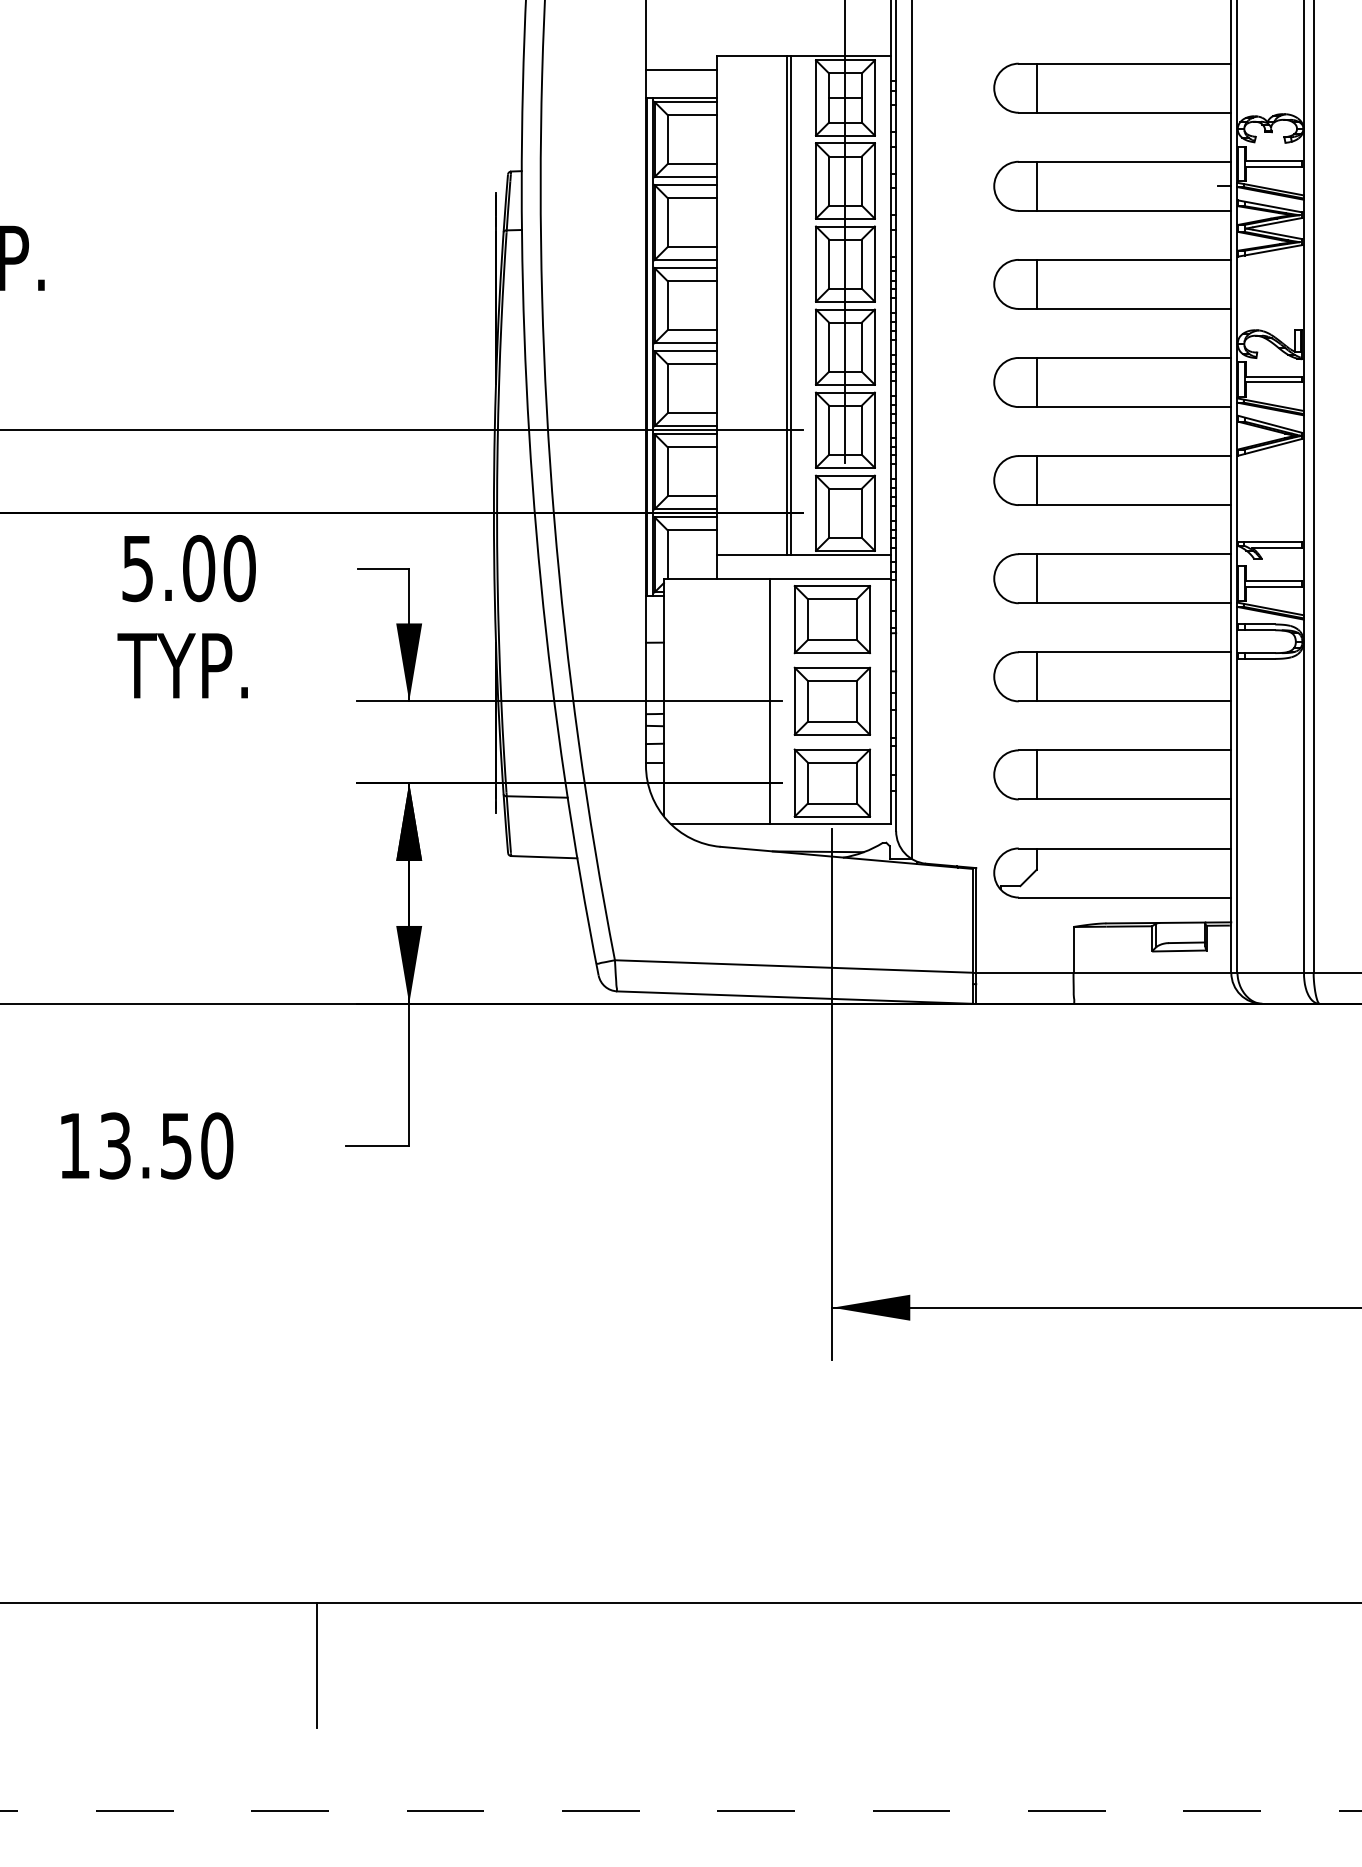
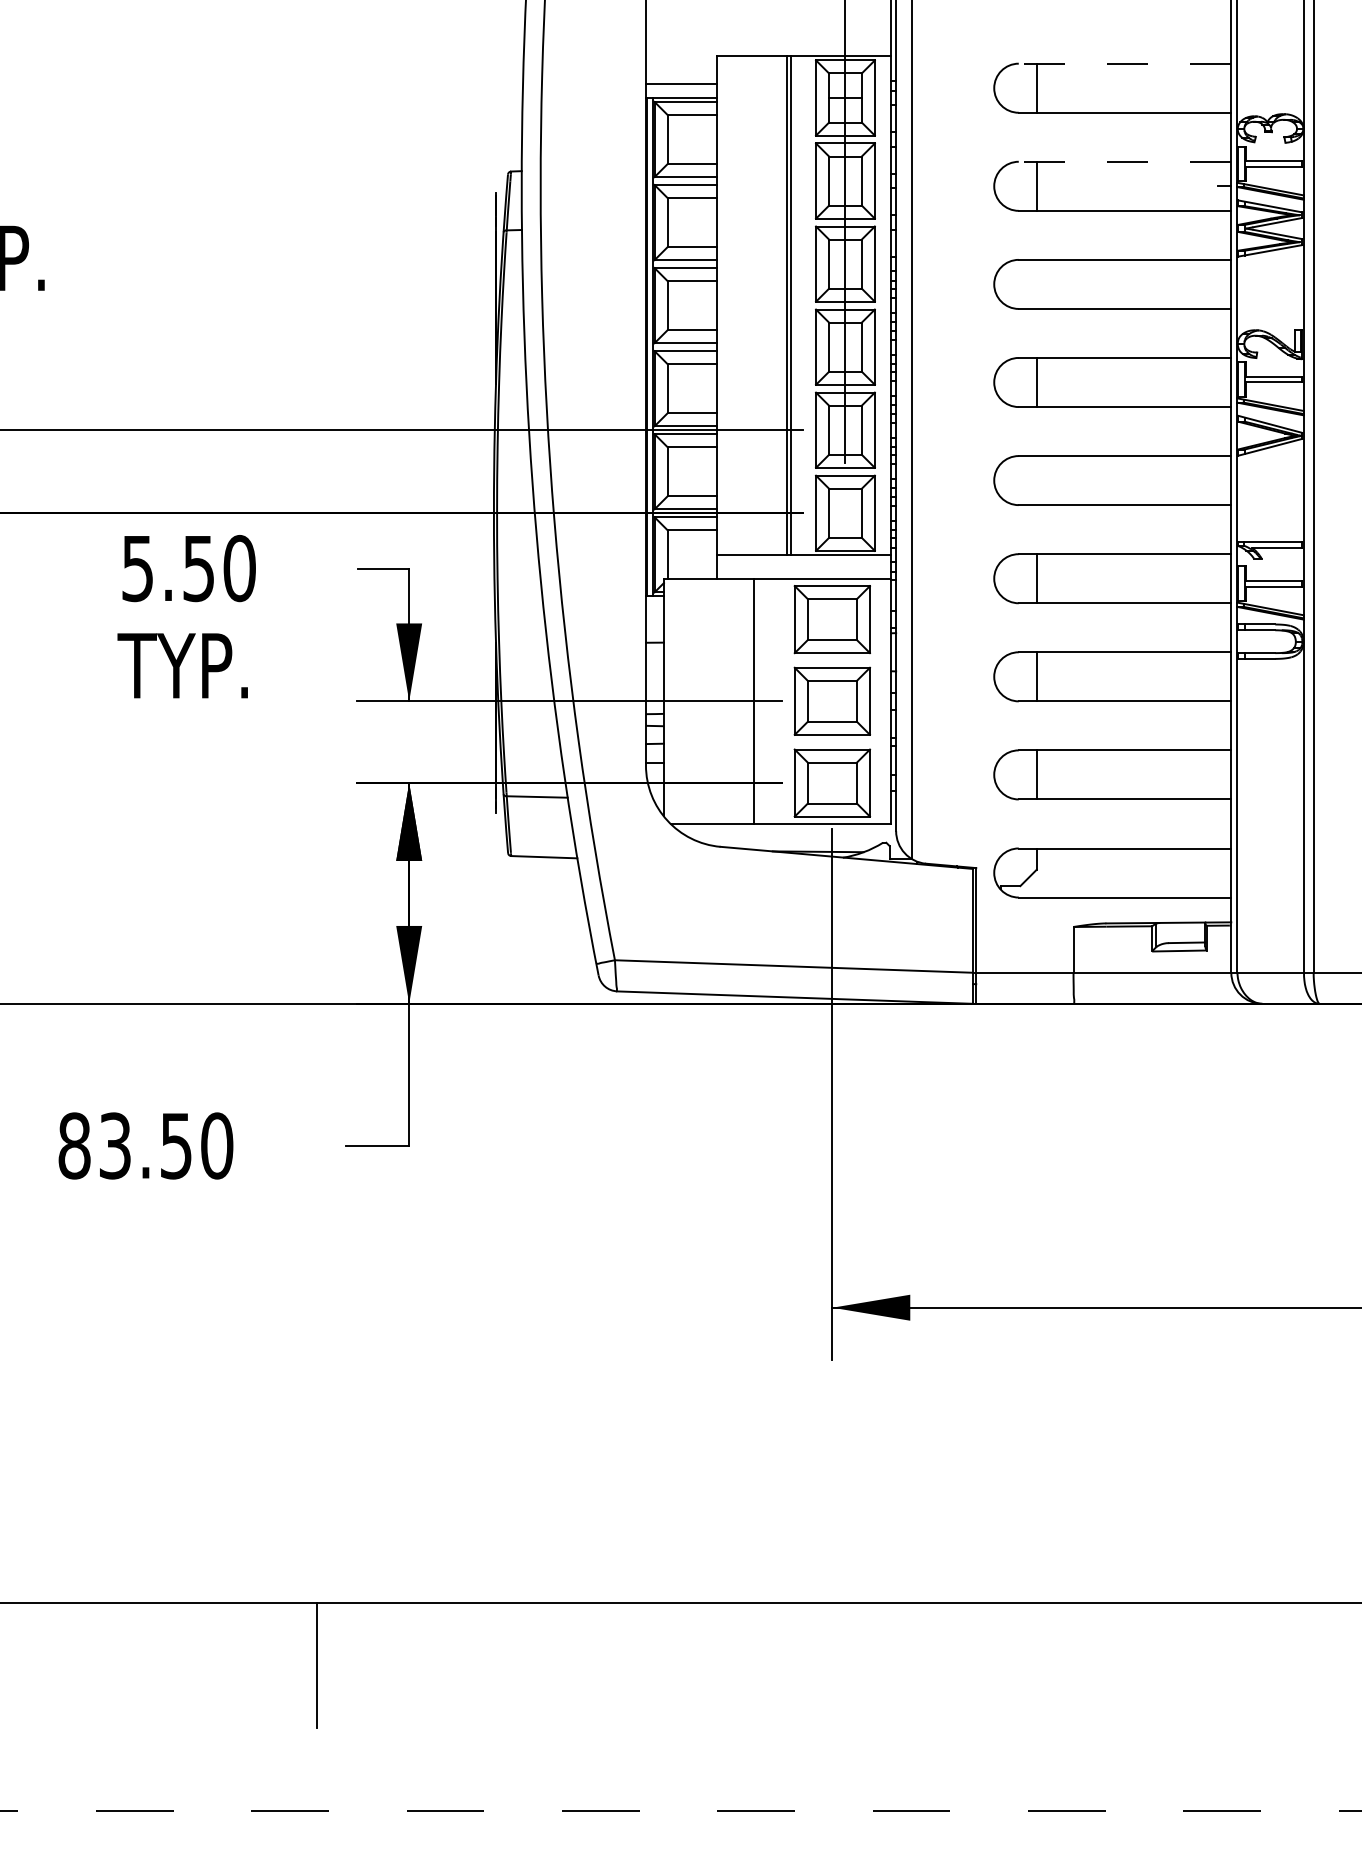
line: solid -> dashed (1124, 63)
line position: (680, 70) -> (680, 84) (680, 84)
line: solid -> dashed (1124, 161)
line: present -> none (1036, 283)
line: present -> none (1036, 480)
text: 5.00 -> 5.50 (199, 568)
line position: (770, 700) -> (754, 700) (754, 700)
text: 13.50 -> 83.50 (74, 1145)
